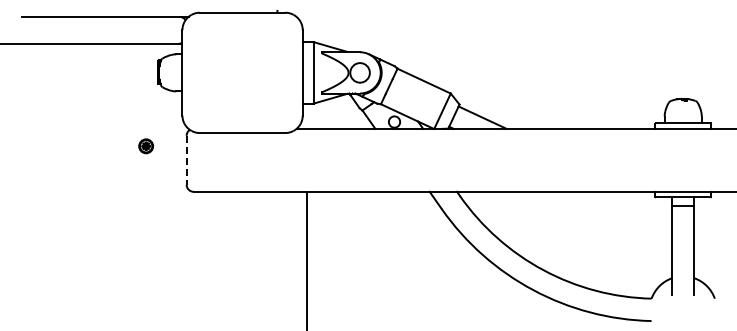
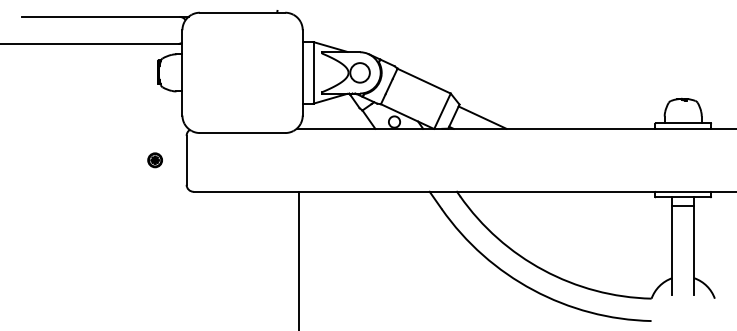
part position: (145, 146) -> (154, 160) (154, 160)
line: dashed -> solid (186, 160)
line position: (306, 259) -> (298, 259) (298, 259)
